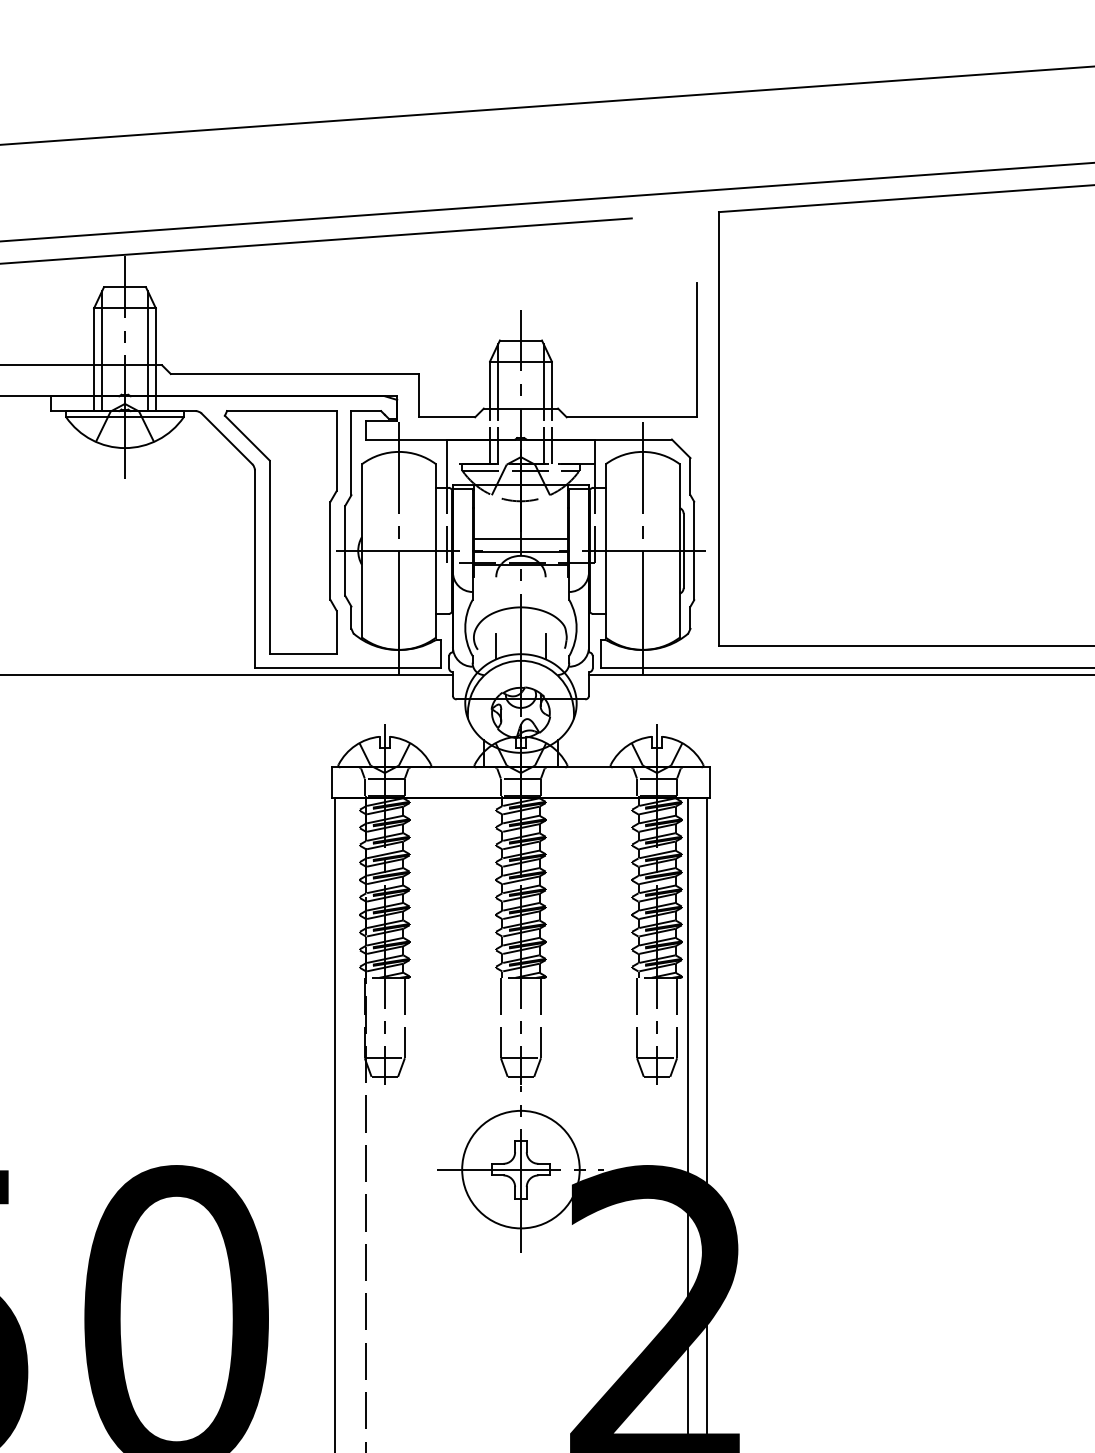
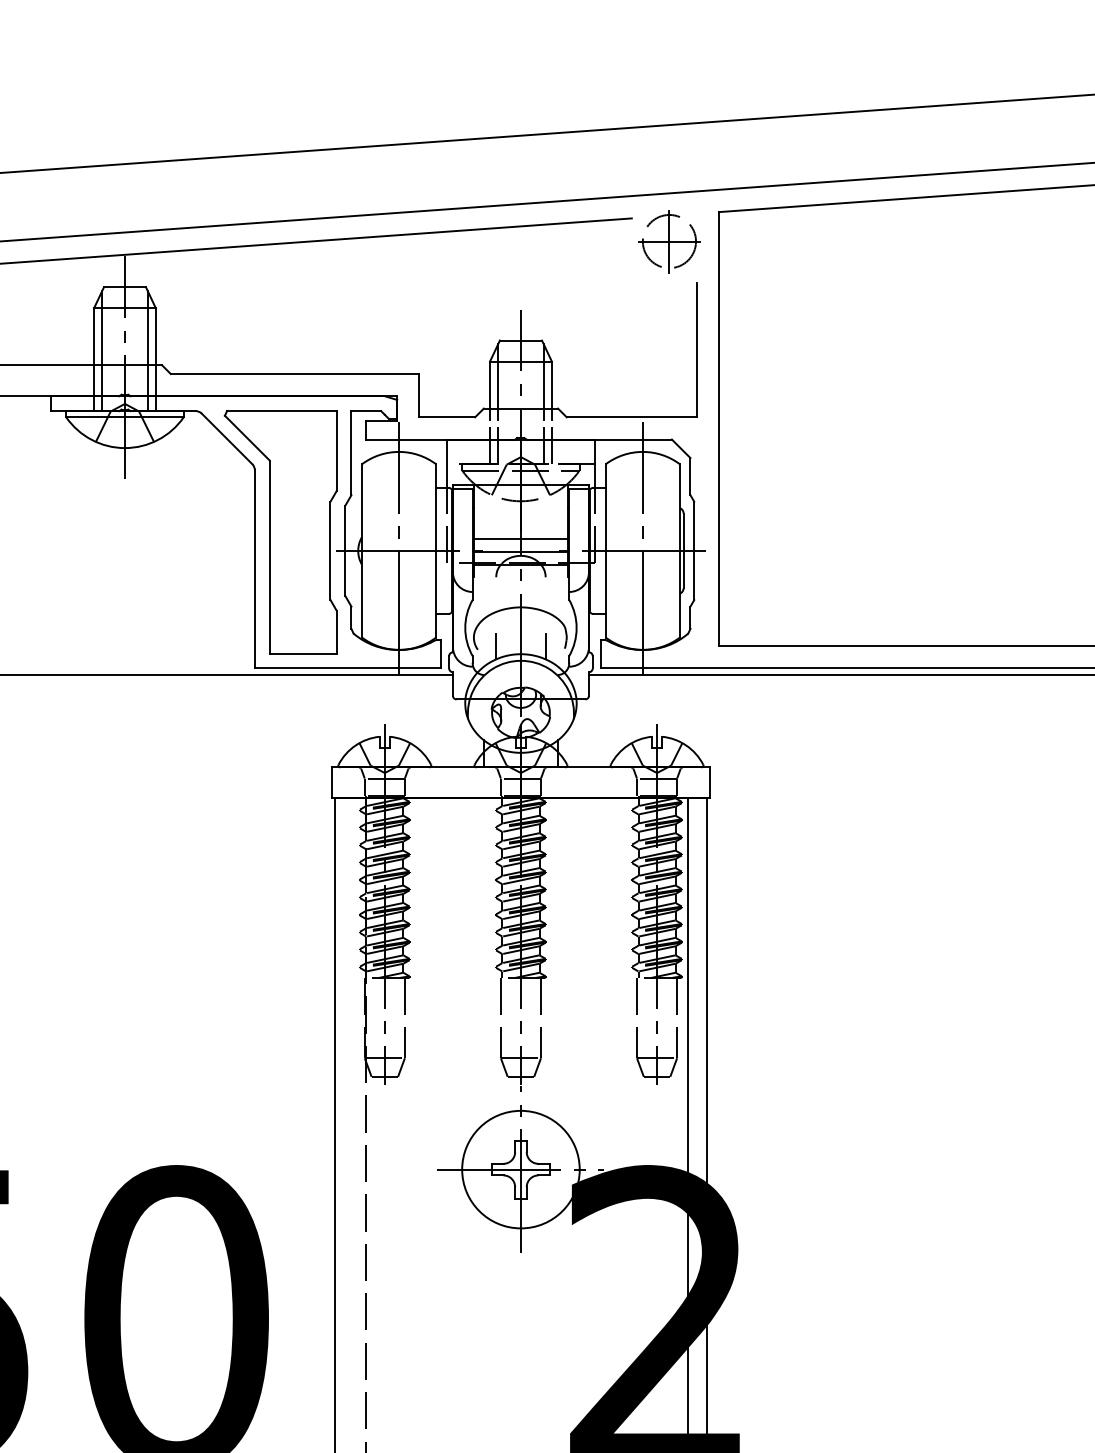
line position: (546, 105) -> (546, 133) (546, 133)
part: none -> present (669, 241)
